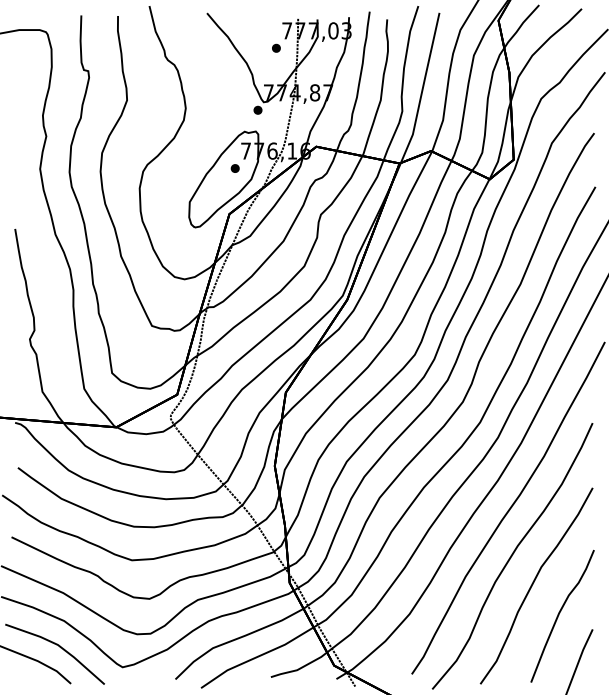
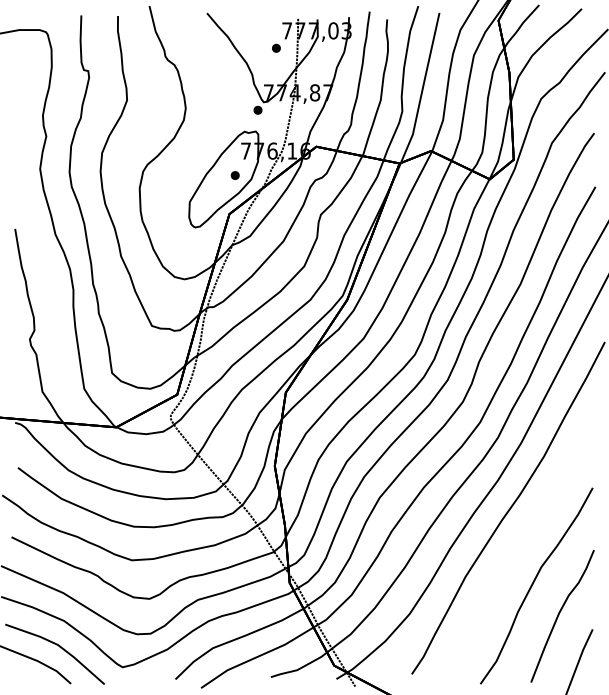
part position: (234, 168) -> (234, 175) (234, 175)
curve: present -> none (512, 556)
